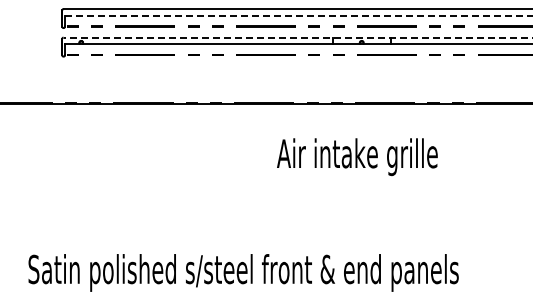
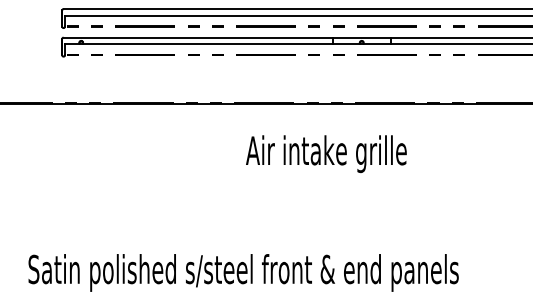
line: dashed -> solid (298, 15)
line: dashed -> solid (297, 37)
text position: (357, 157) -> (326, 154) (326, 154)
